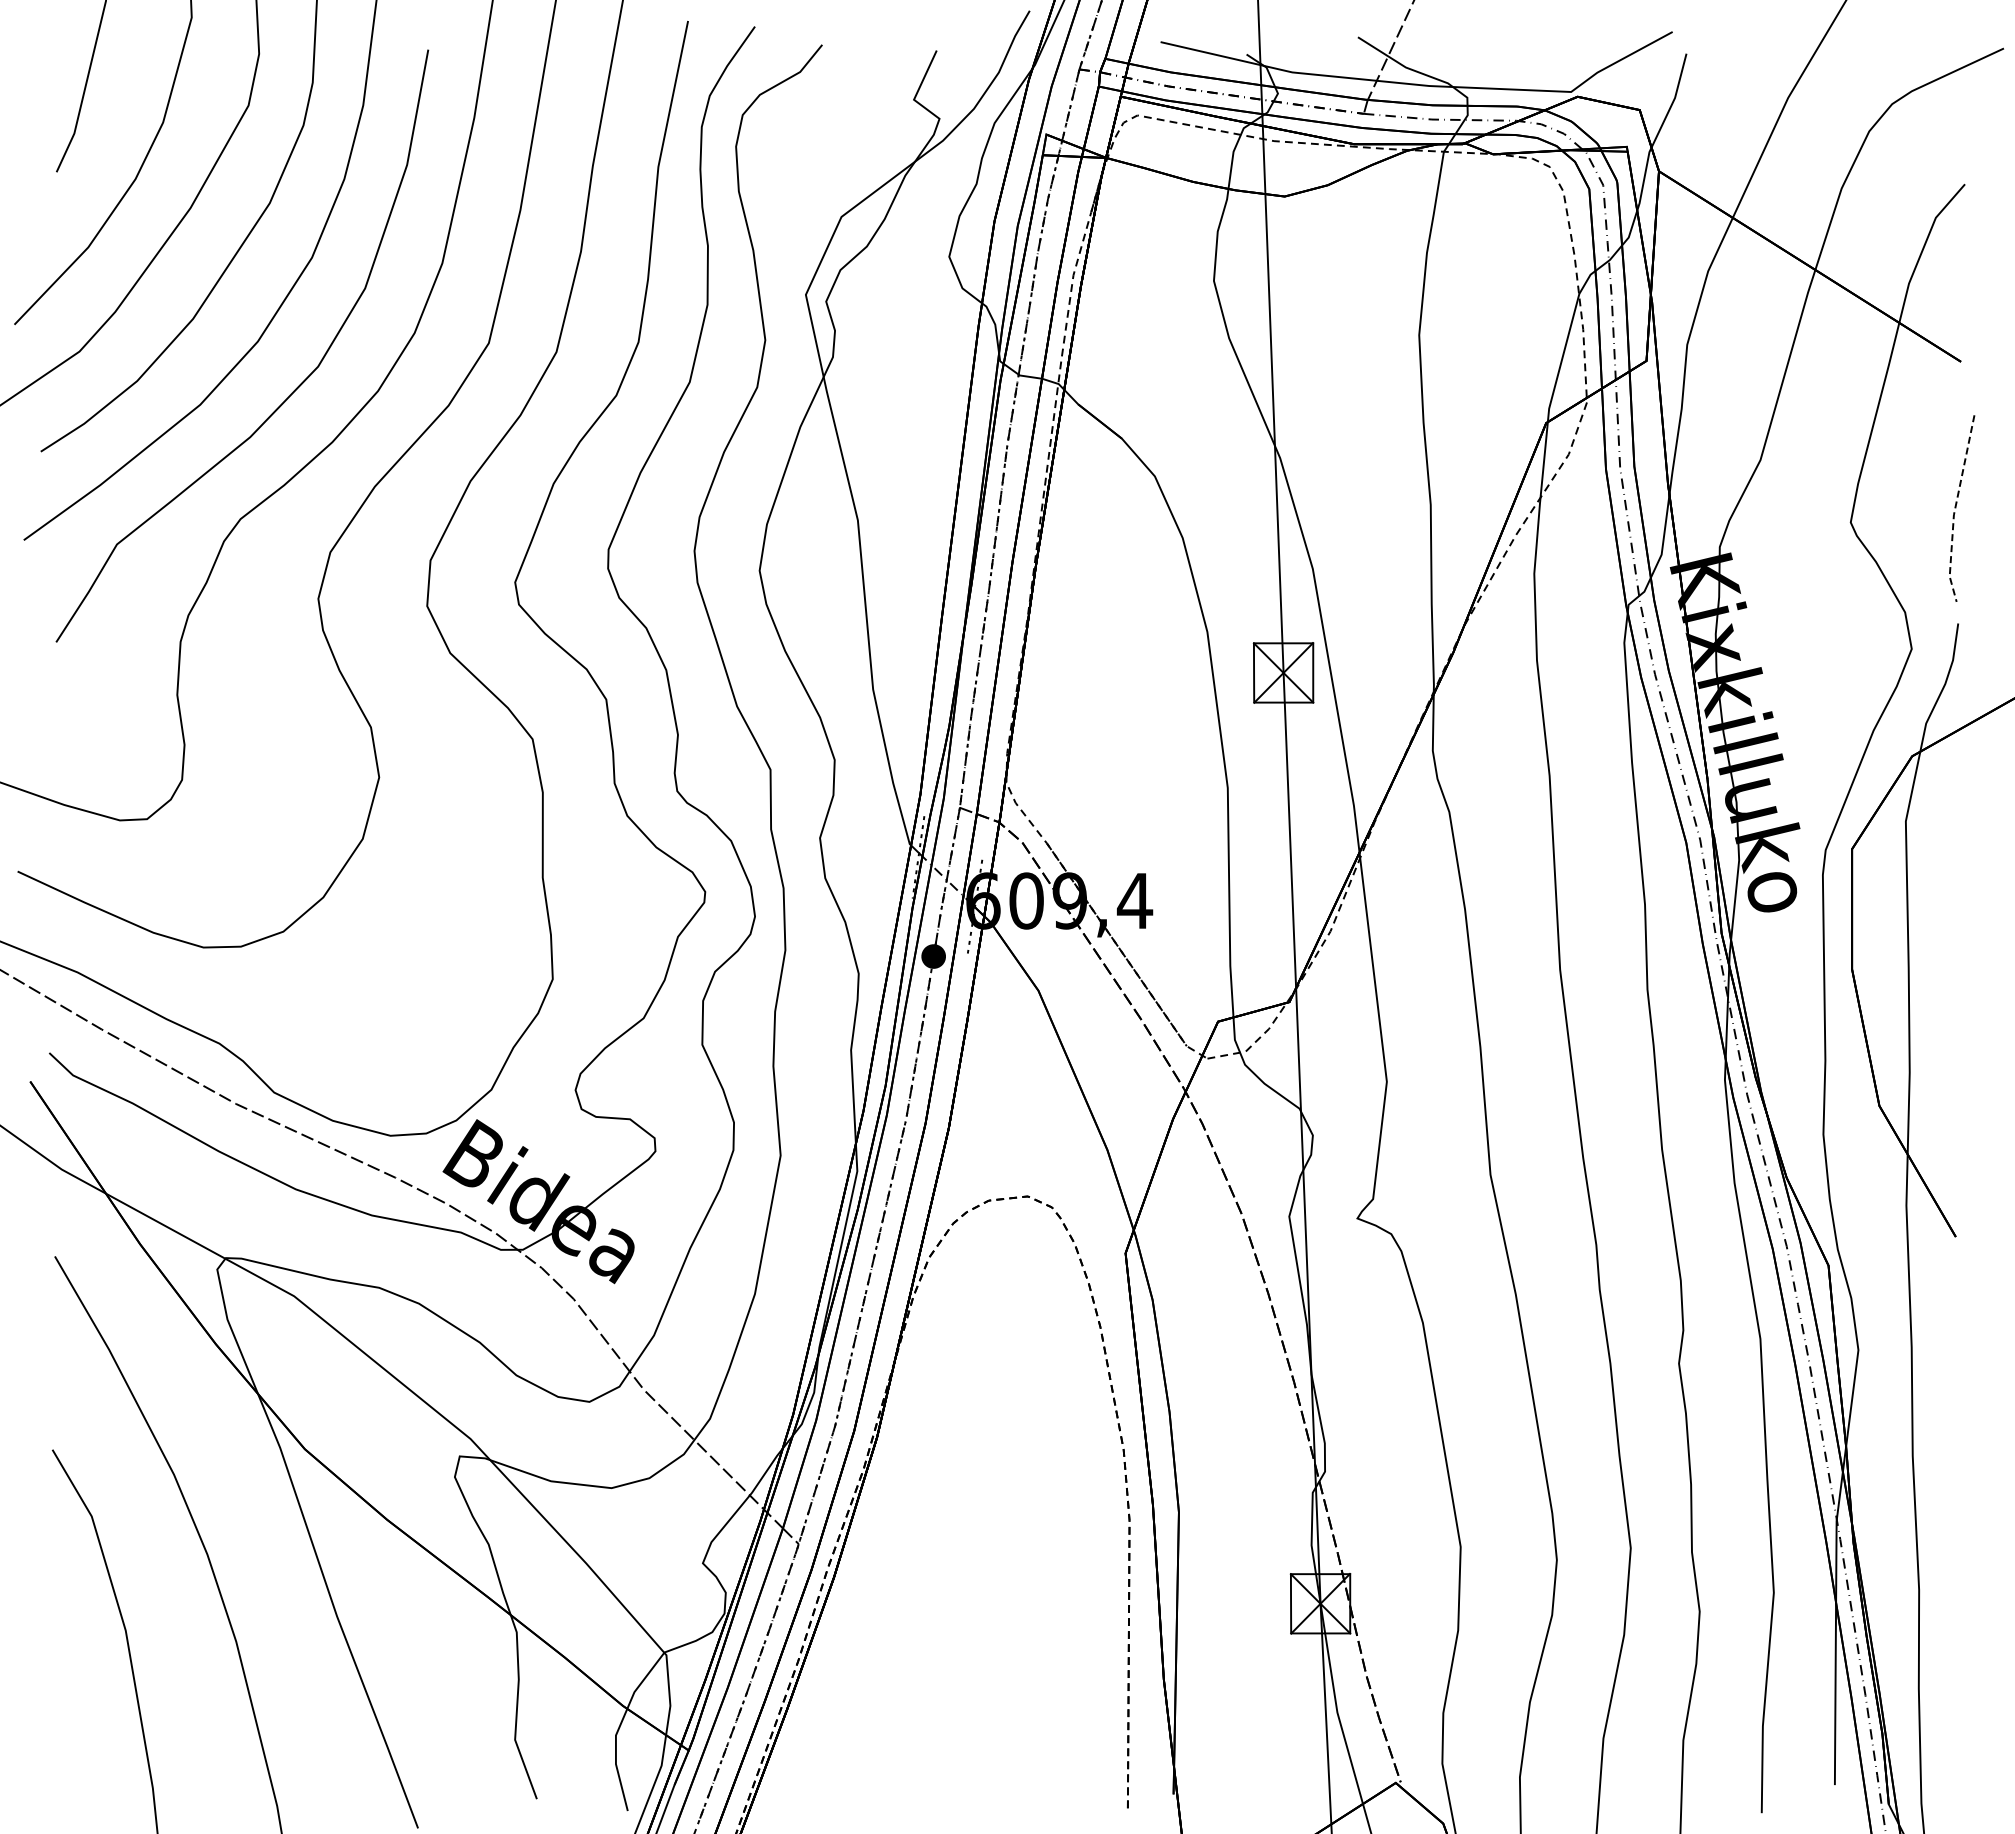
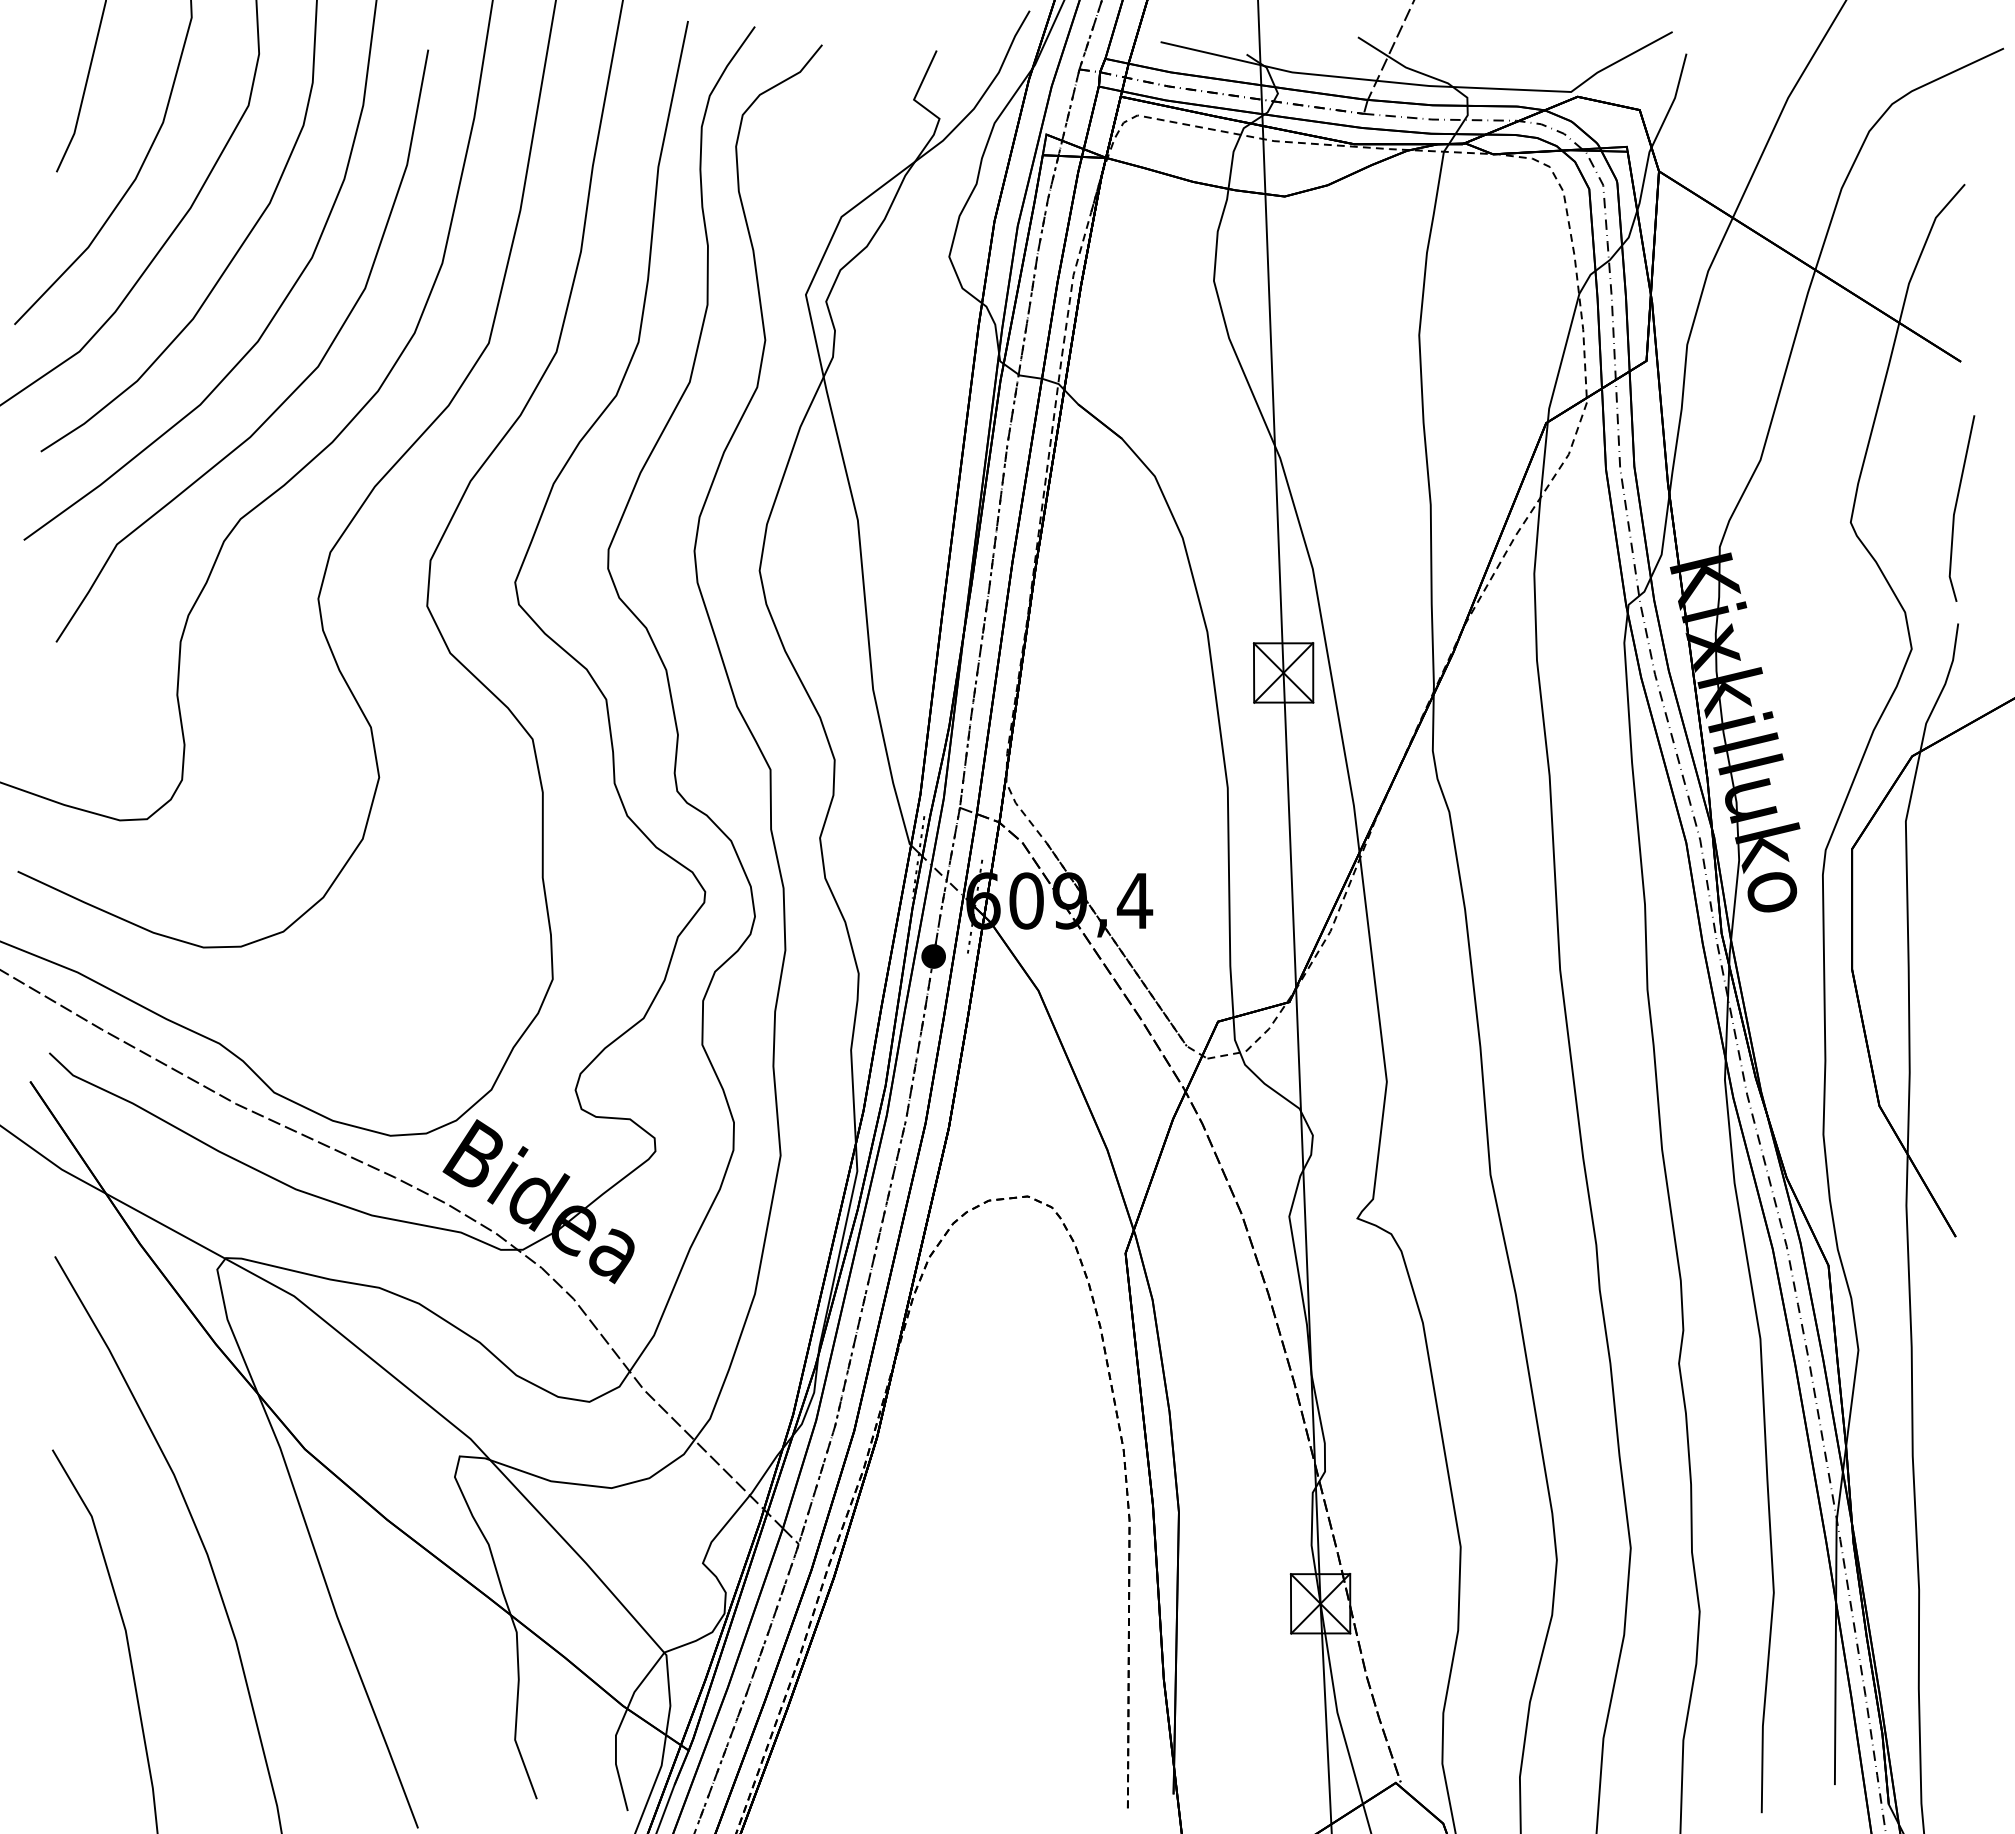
line: dashed -> solid (1954, 510)
